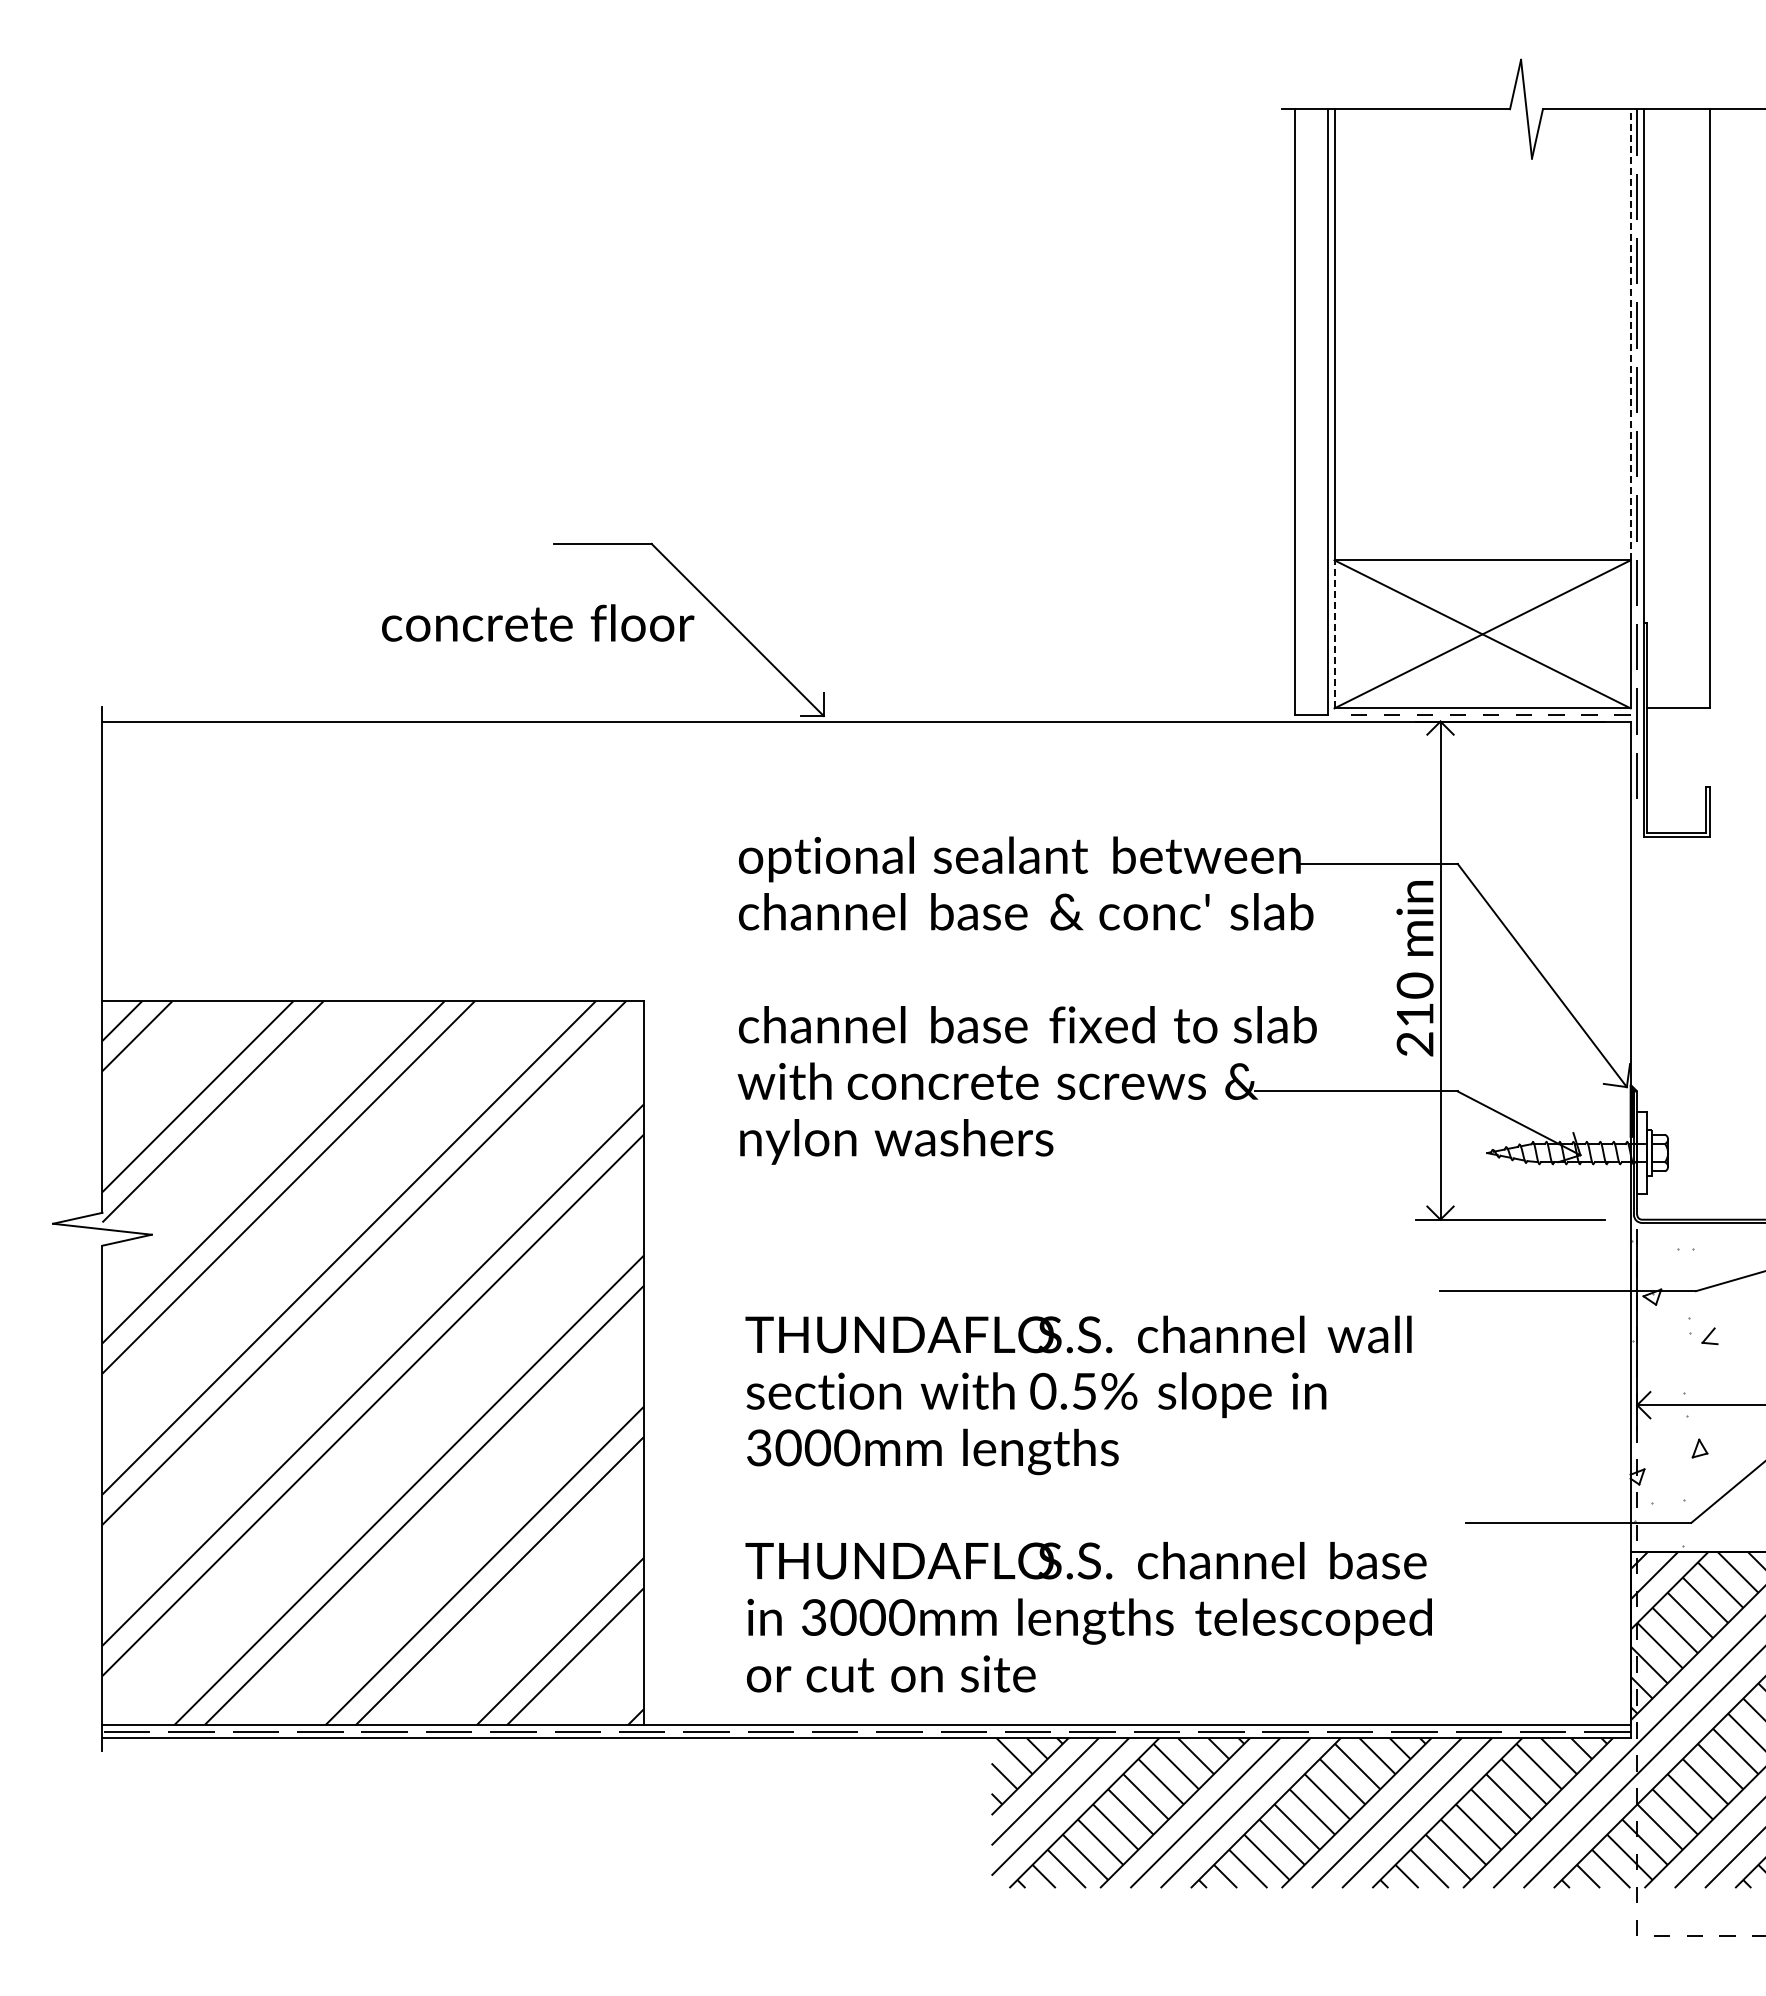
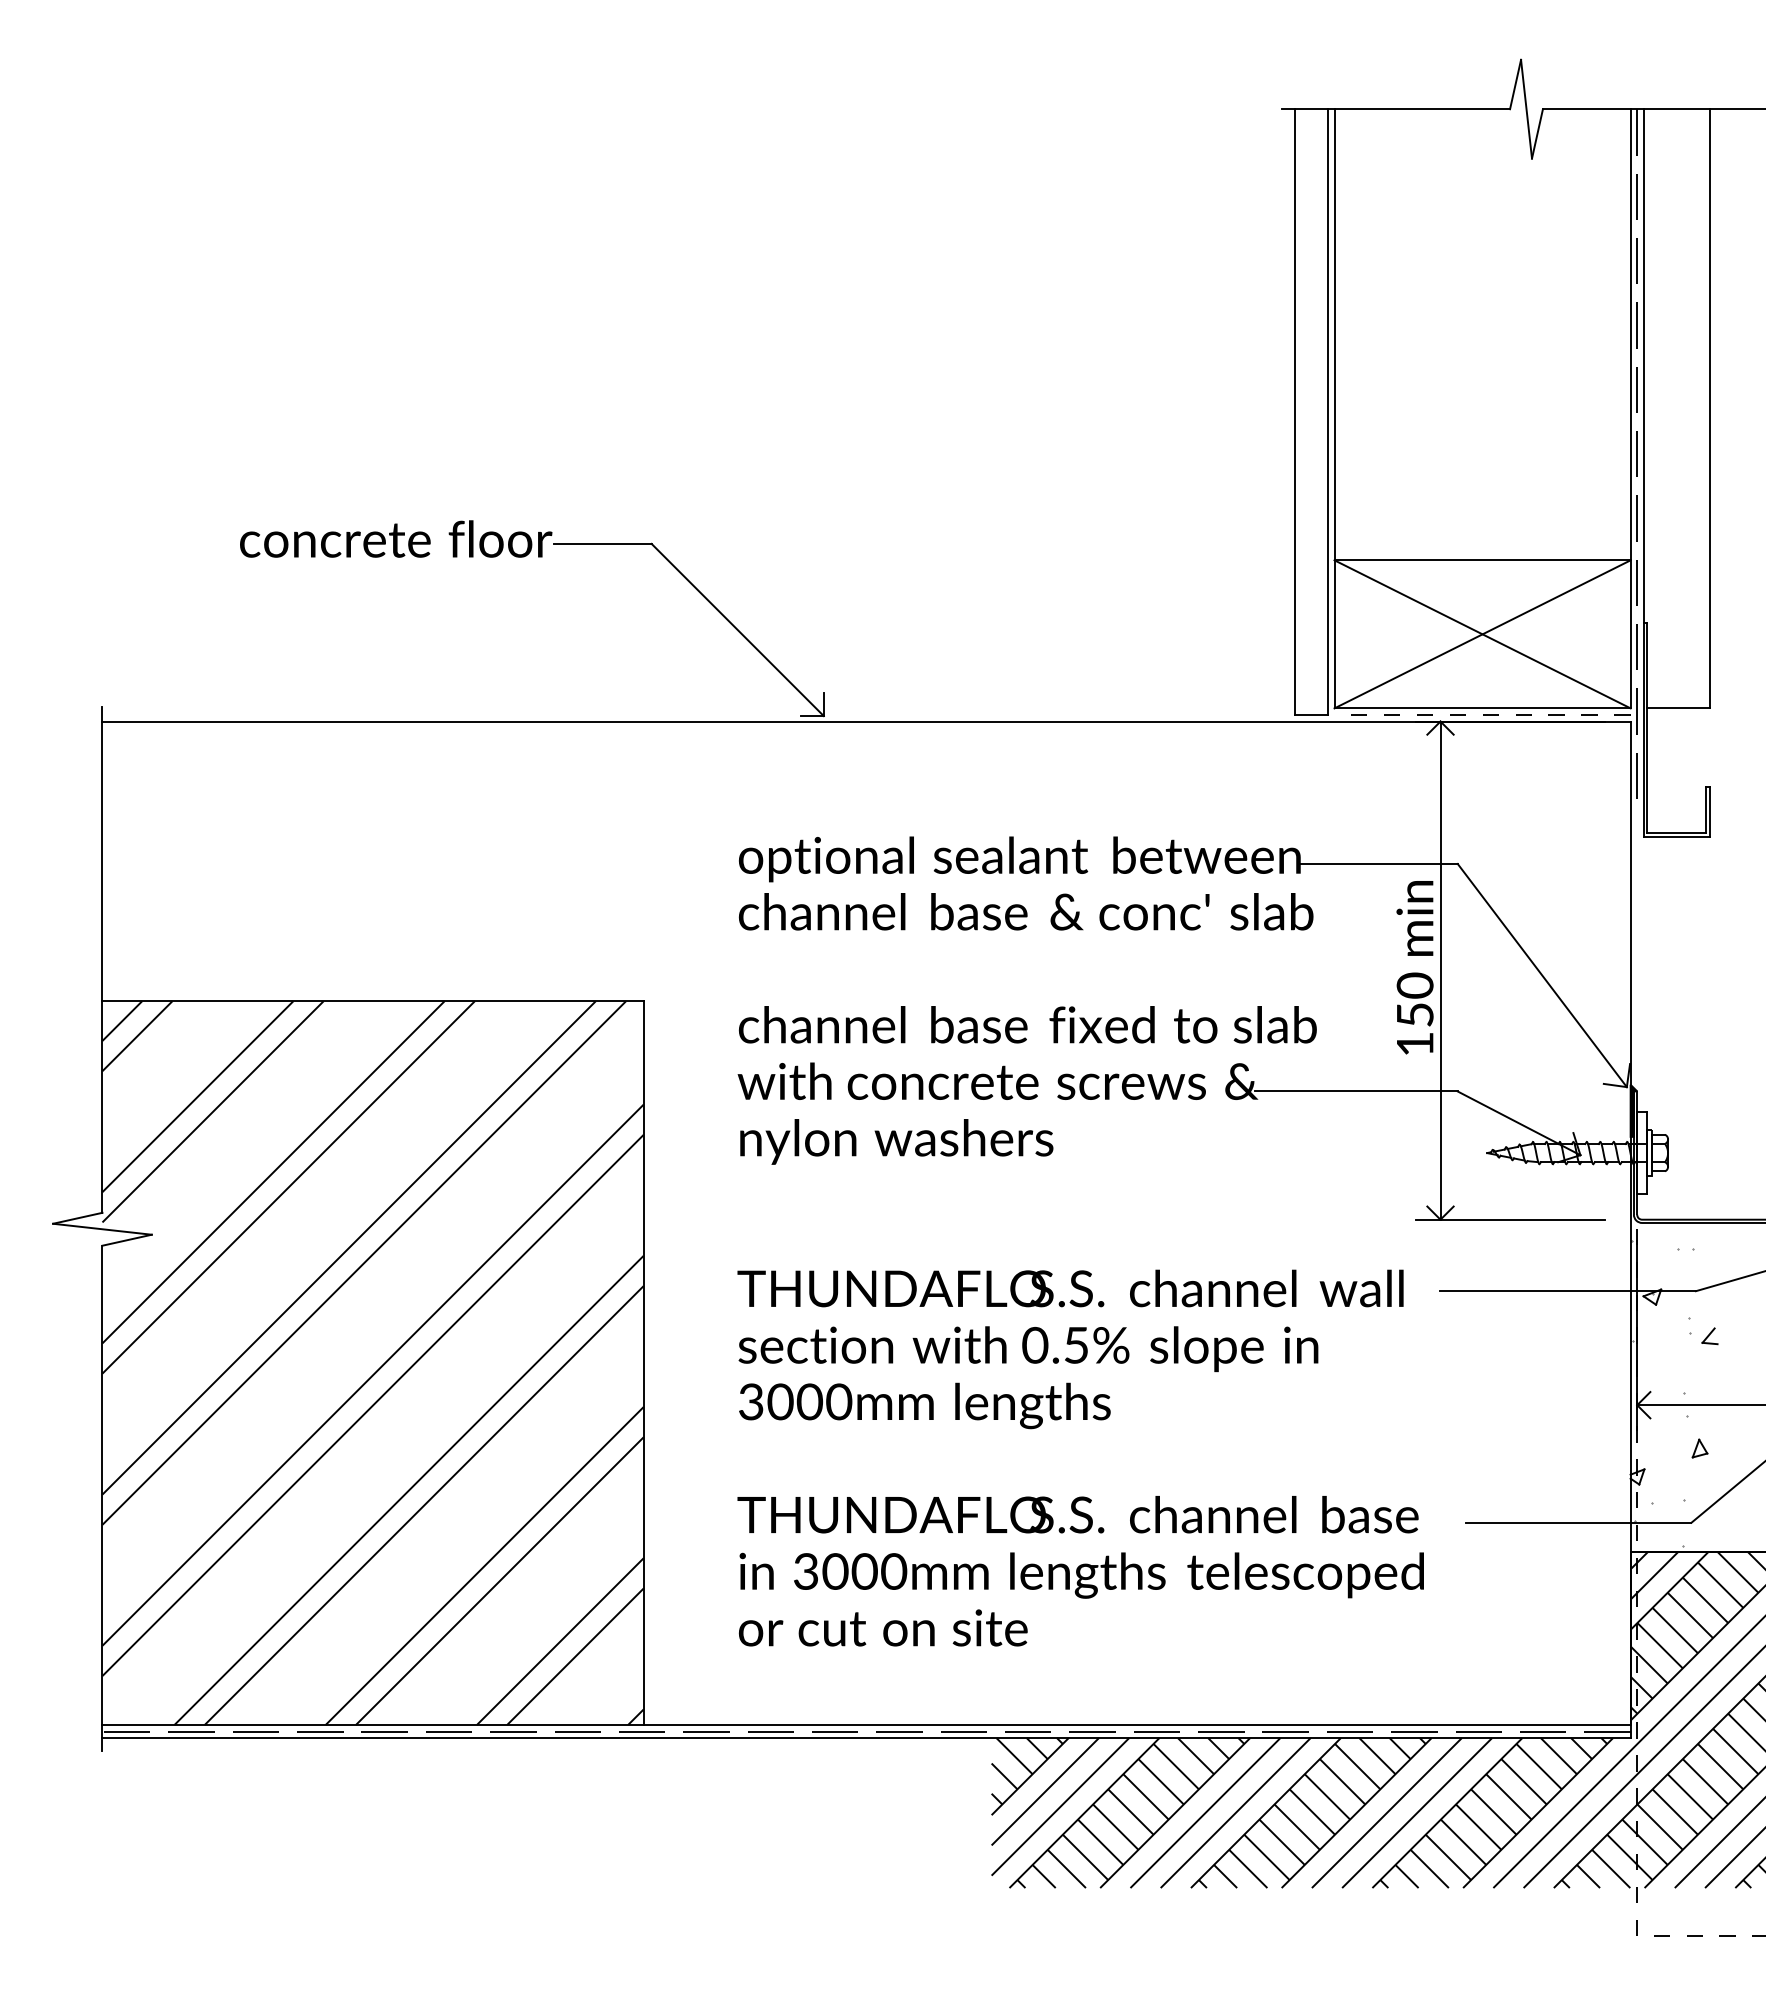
line: dashed -> solid (1630, 334)
text position: (538, 622) -> (396, 538) (396, 538)
line: dashed -> solid (1334, 633)
text: 210 -> 150 (1414, 1029)
text position: (1088, 1503) -> (1080, 1457) (1080, 1457)
